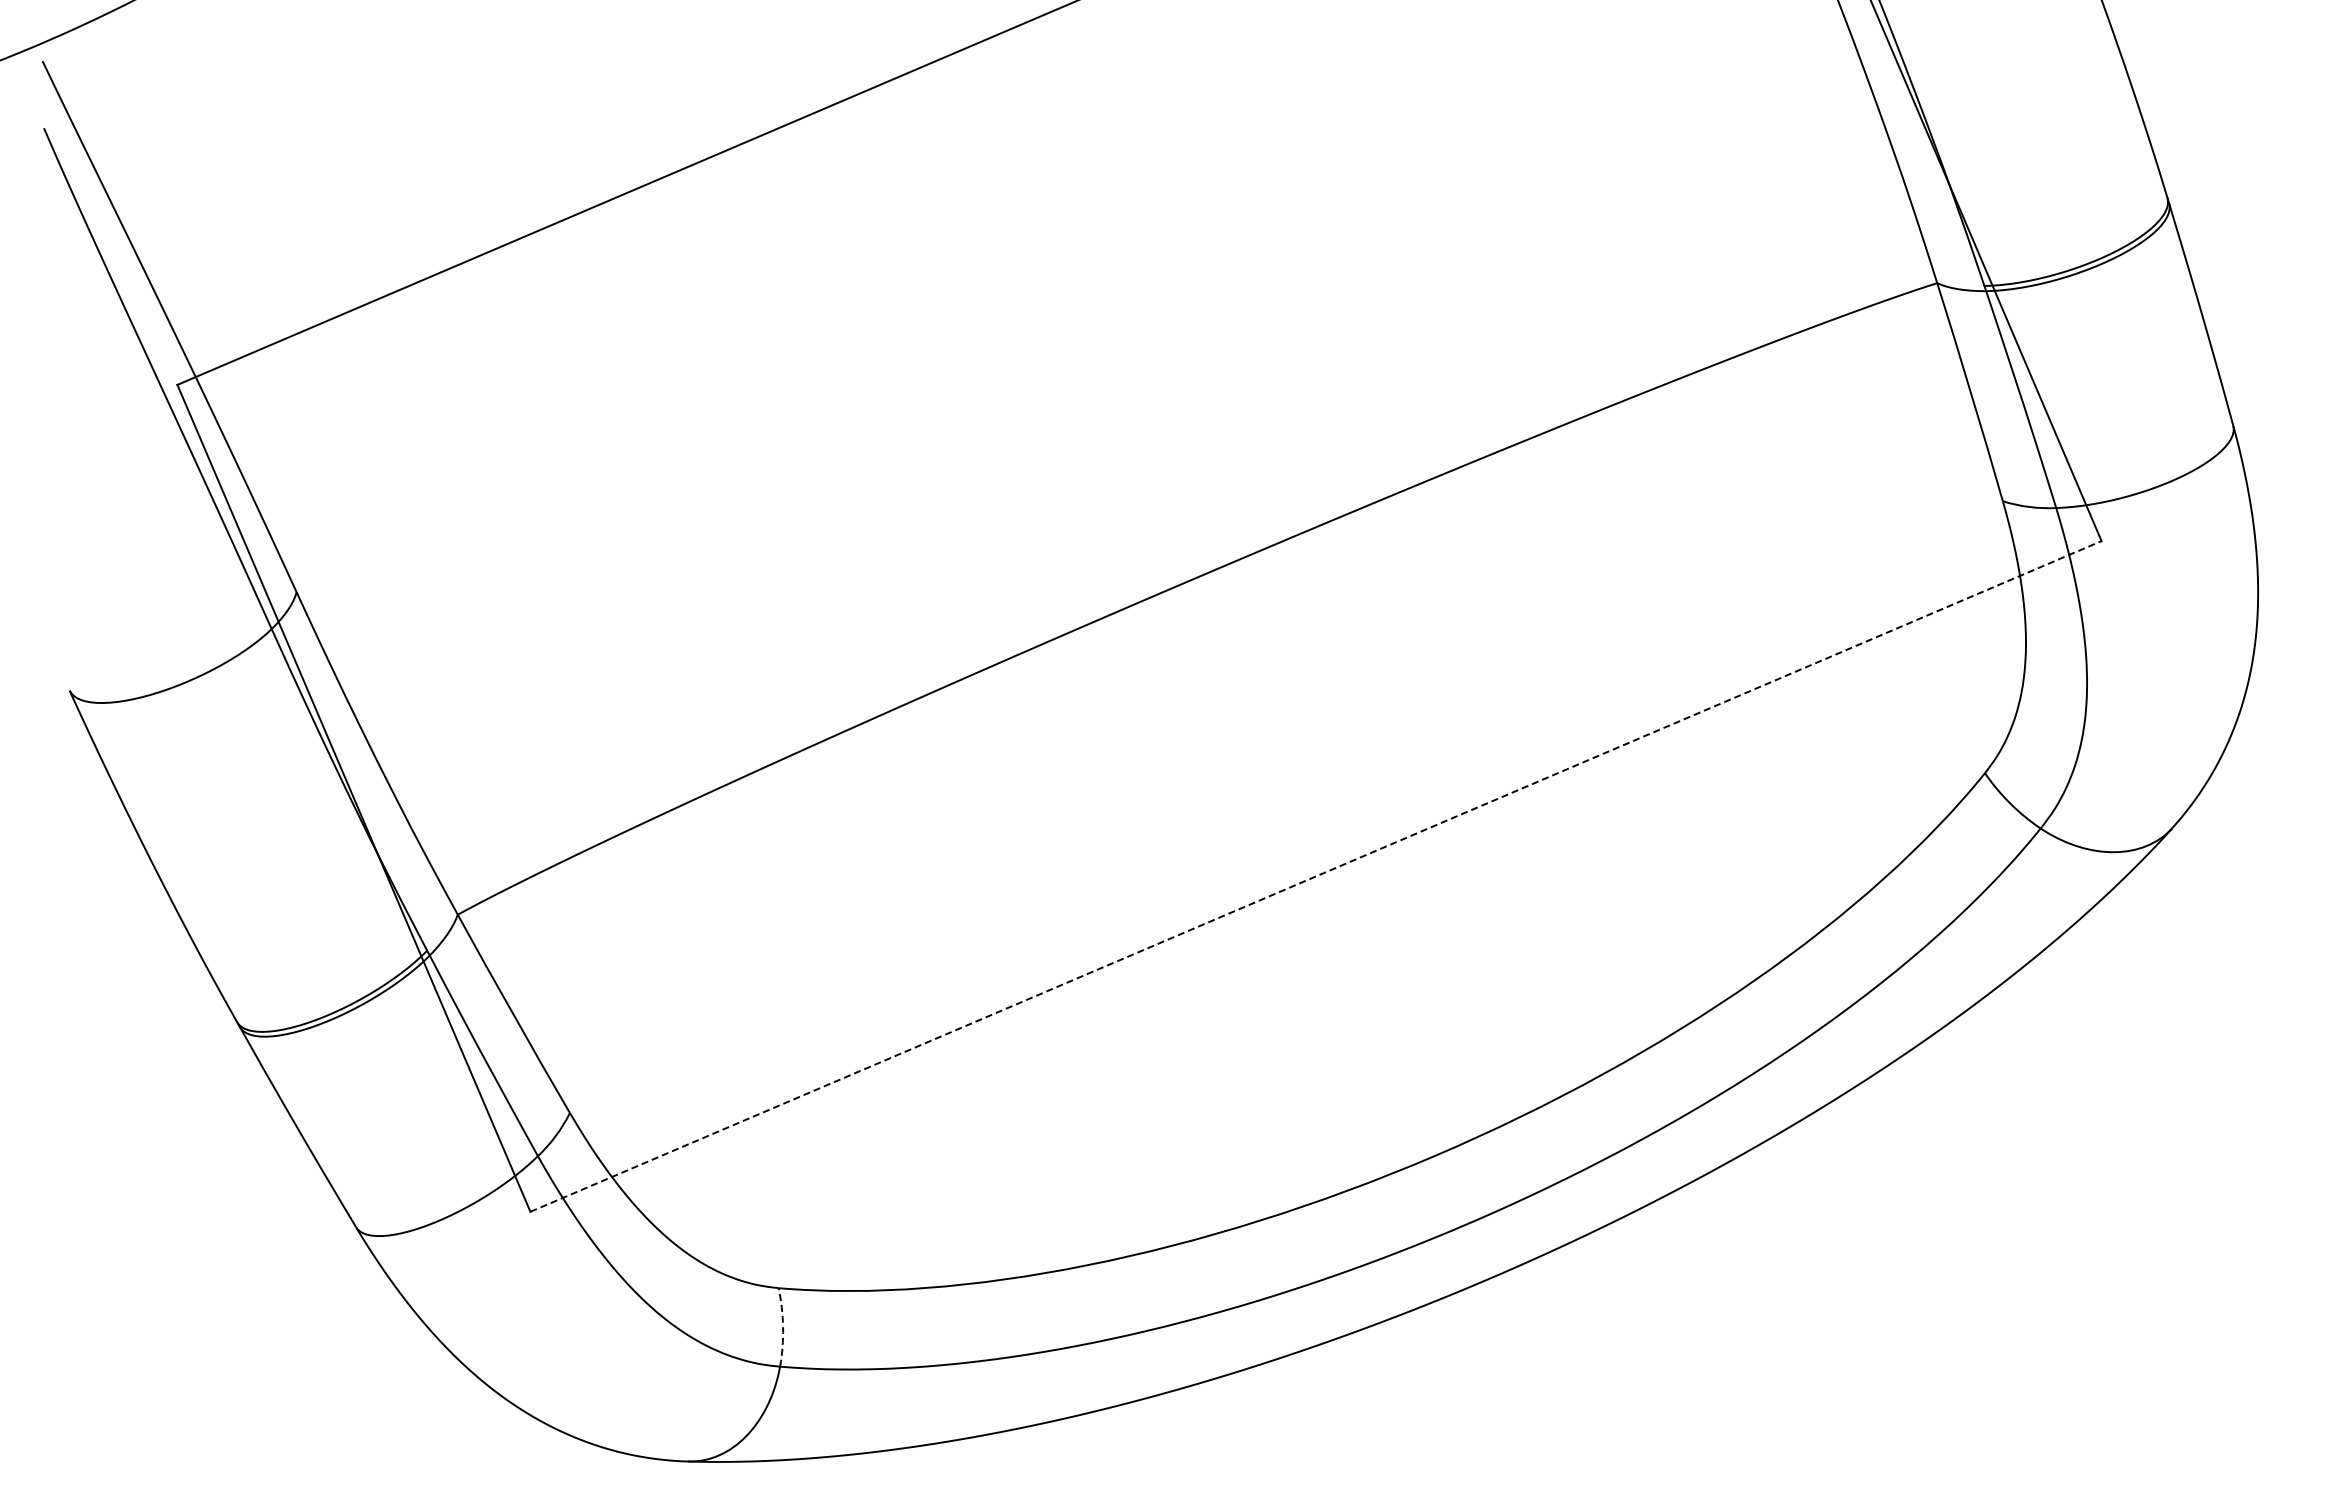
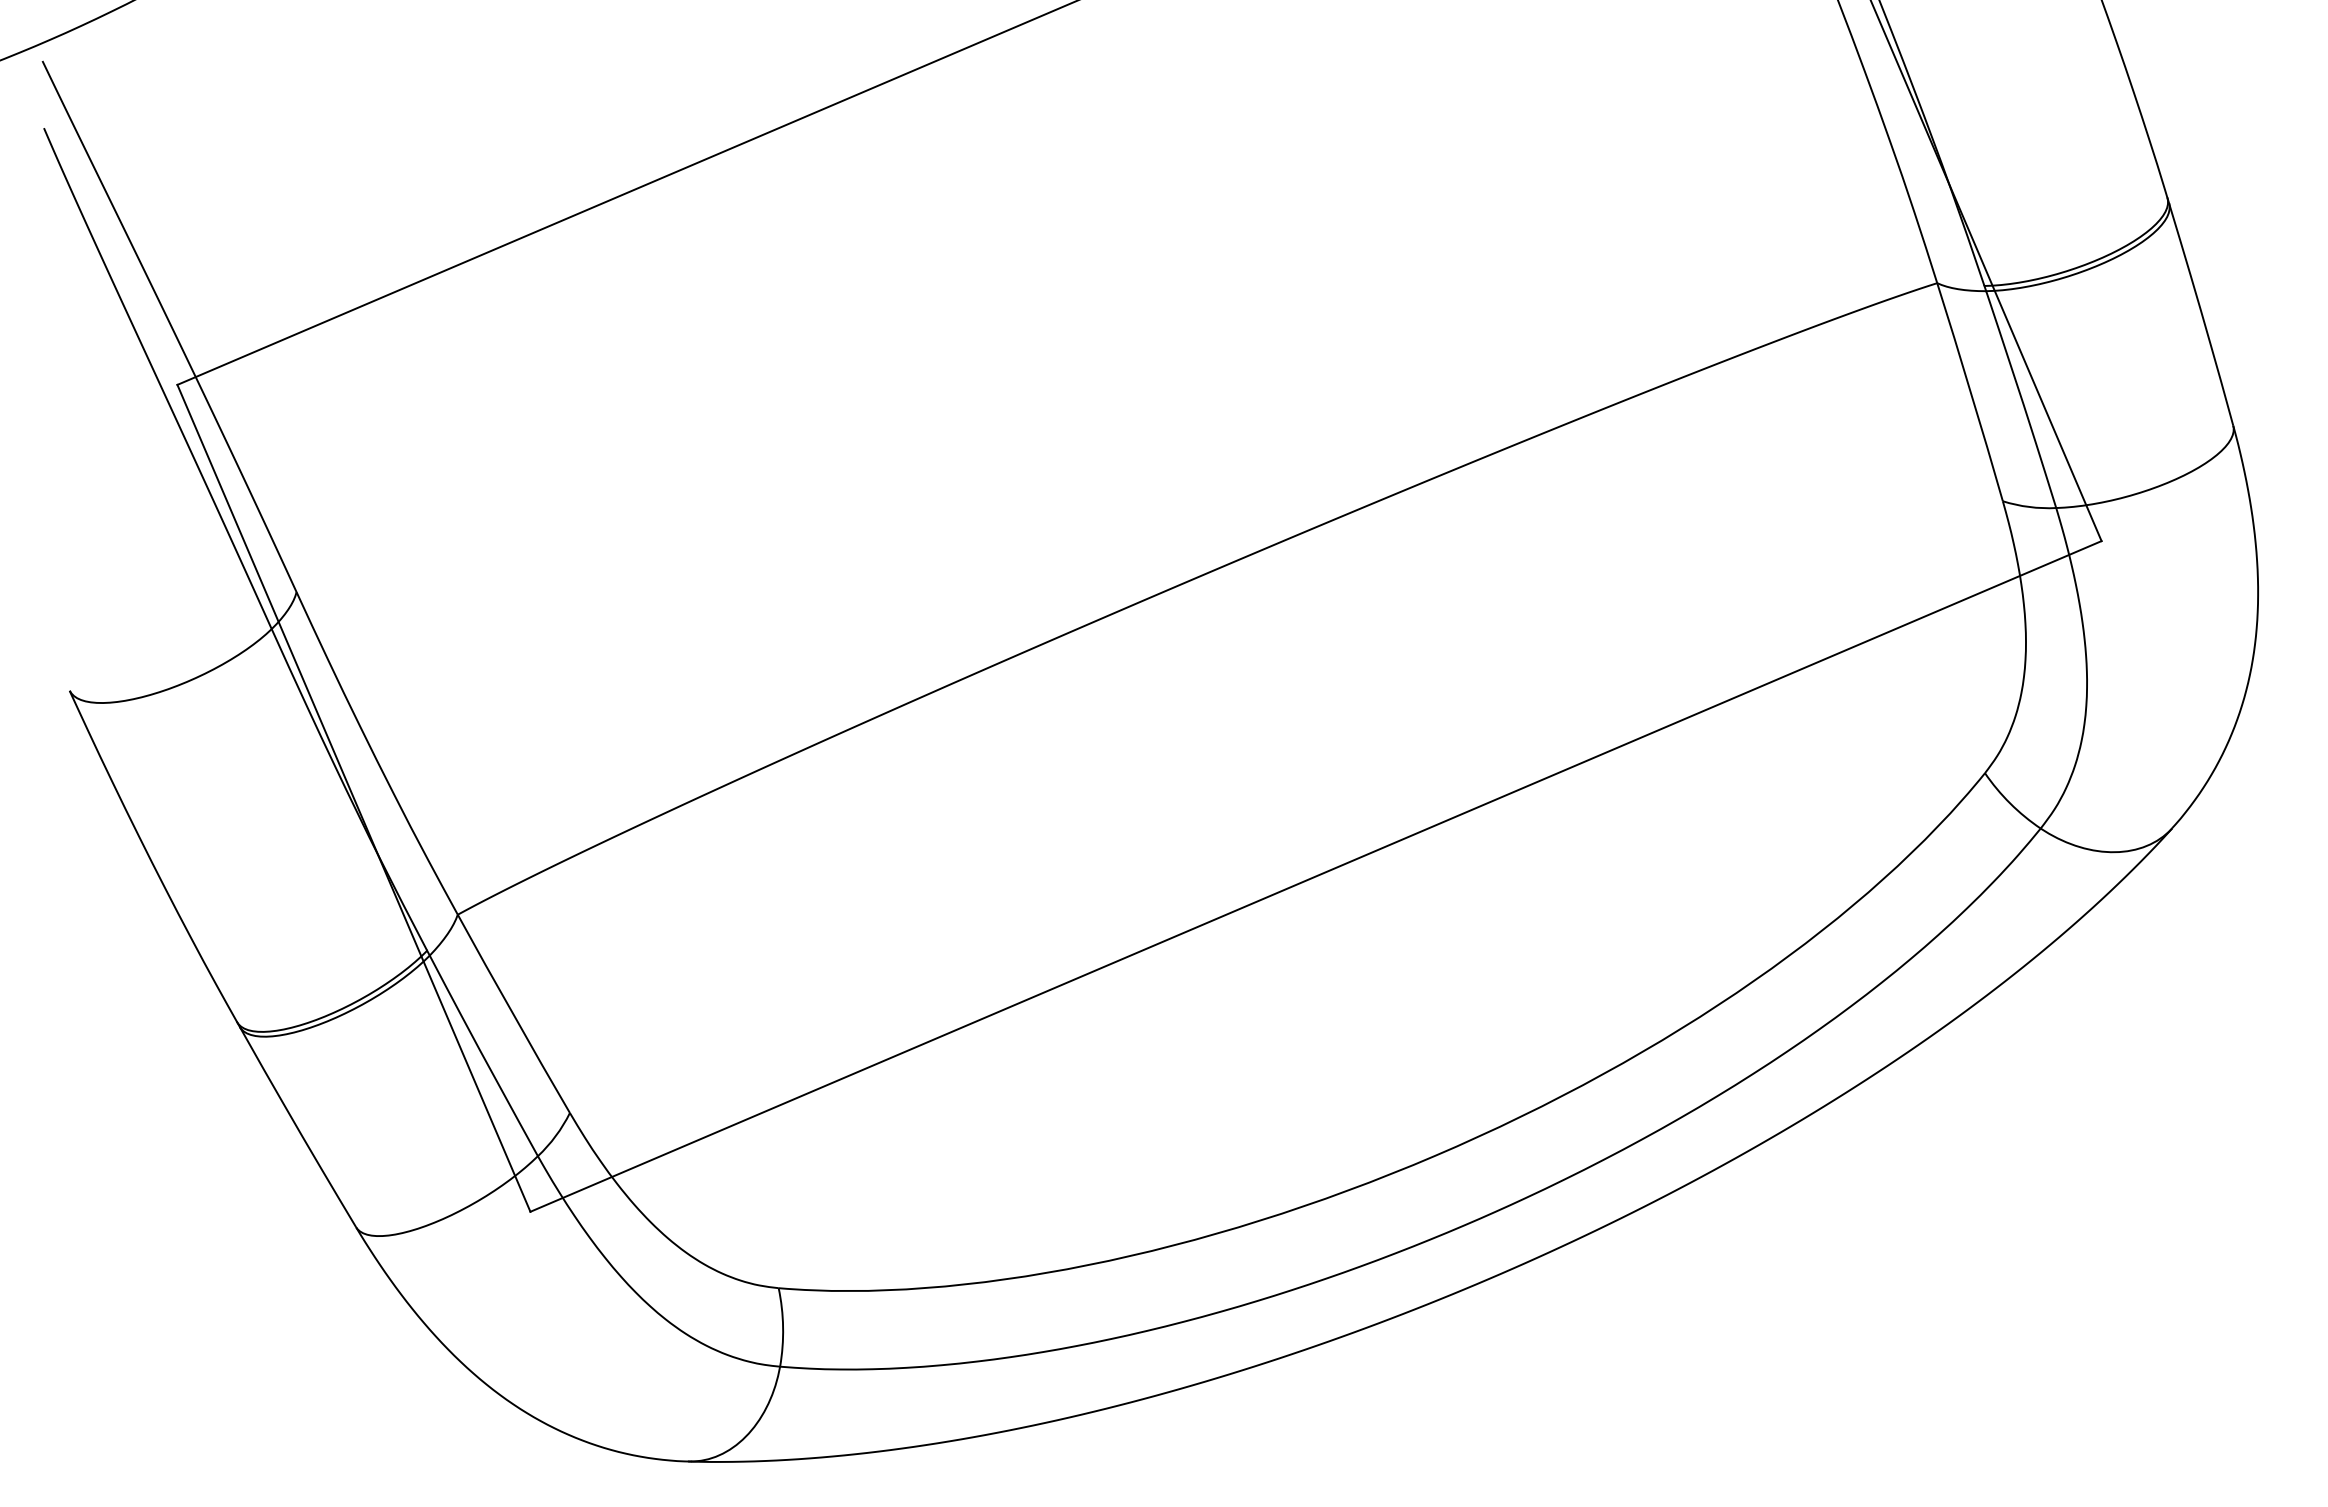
line: dashed -> solid (1316, 876)
arc: dashed -> solid (783, 1327)
